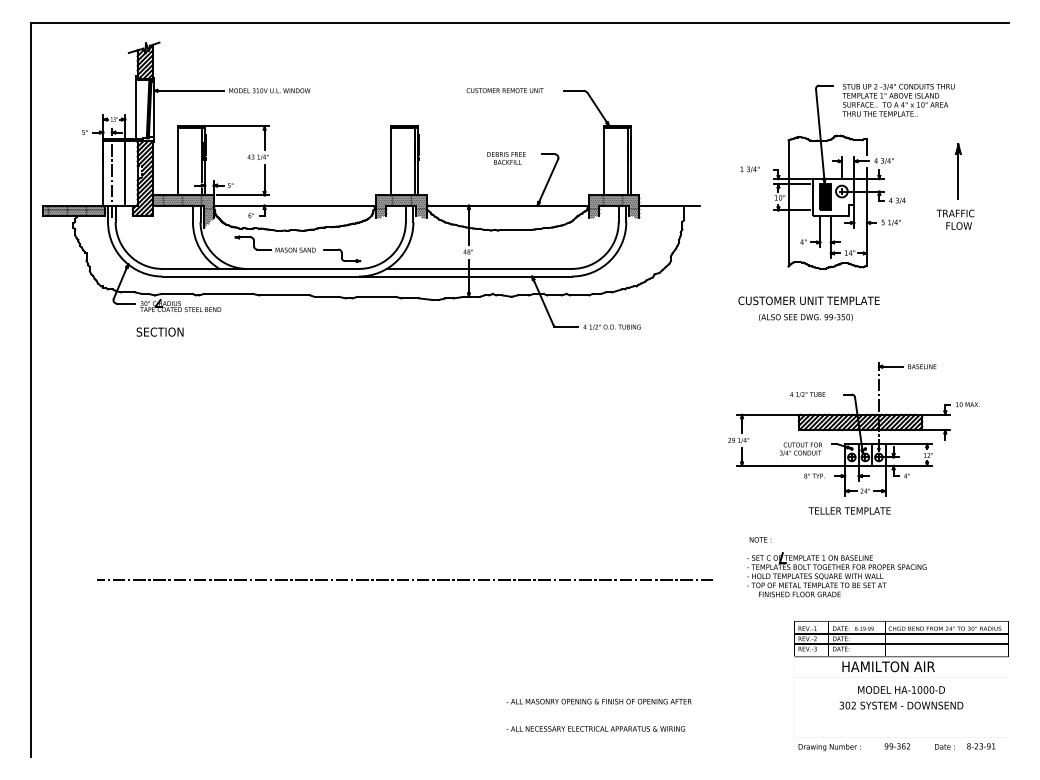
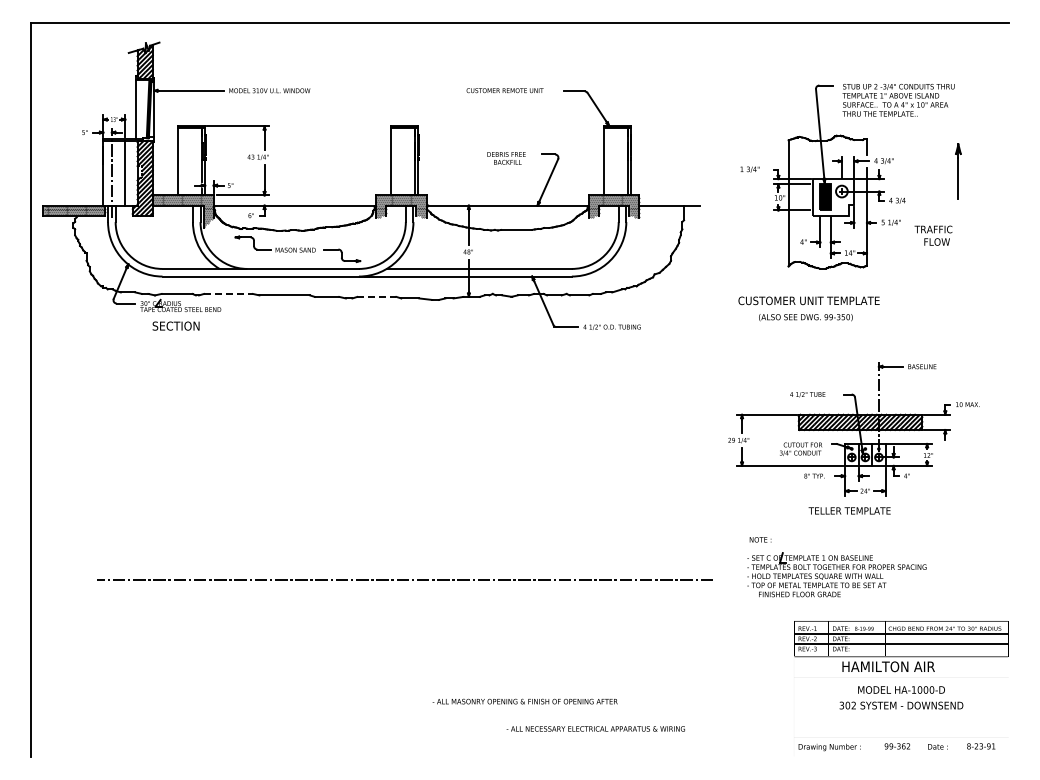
text position: (955, 219) -> (933, 235) (933, 235)
line: solid -> dashed (228, 293)
line: solid -> dashed (376, 296)
text position: (159, 331) -> (175, 325) (175, 325)
text position: (598, 701) -> (524, 701) (524, 701)
text position: (944, 746) -> (937, 746) (937, 746)
